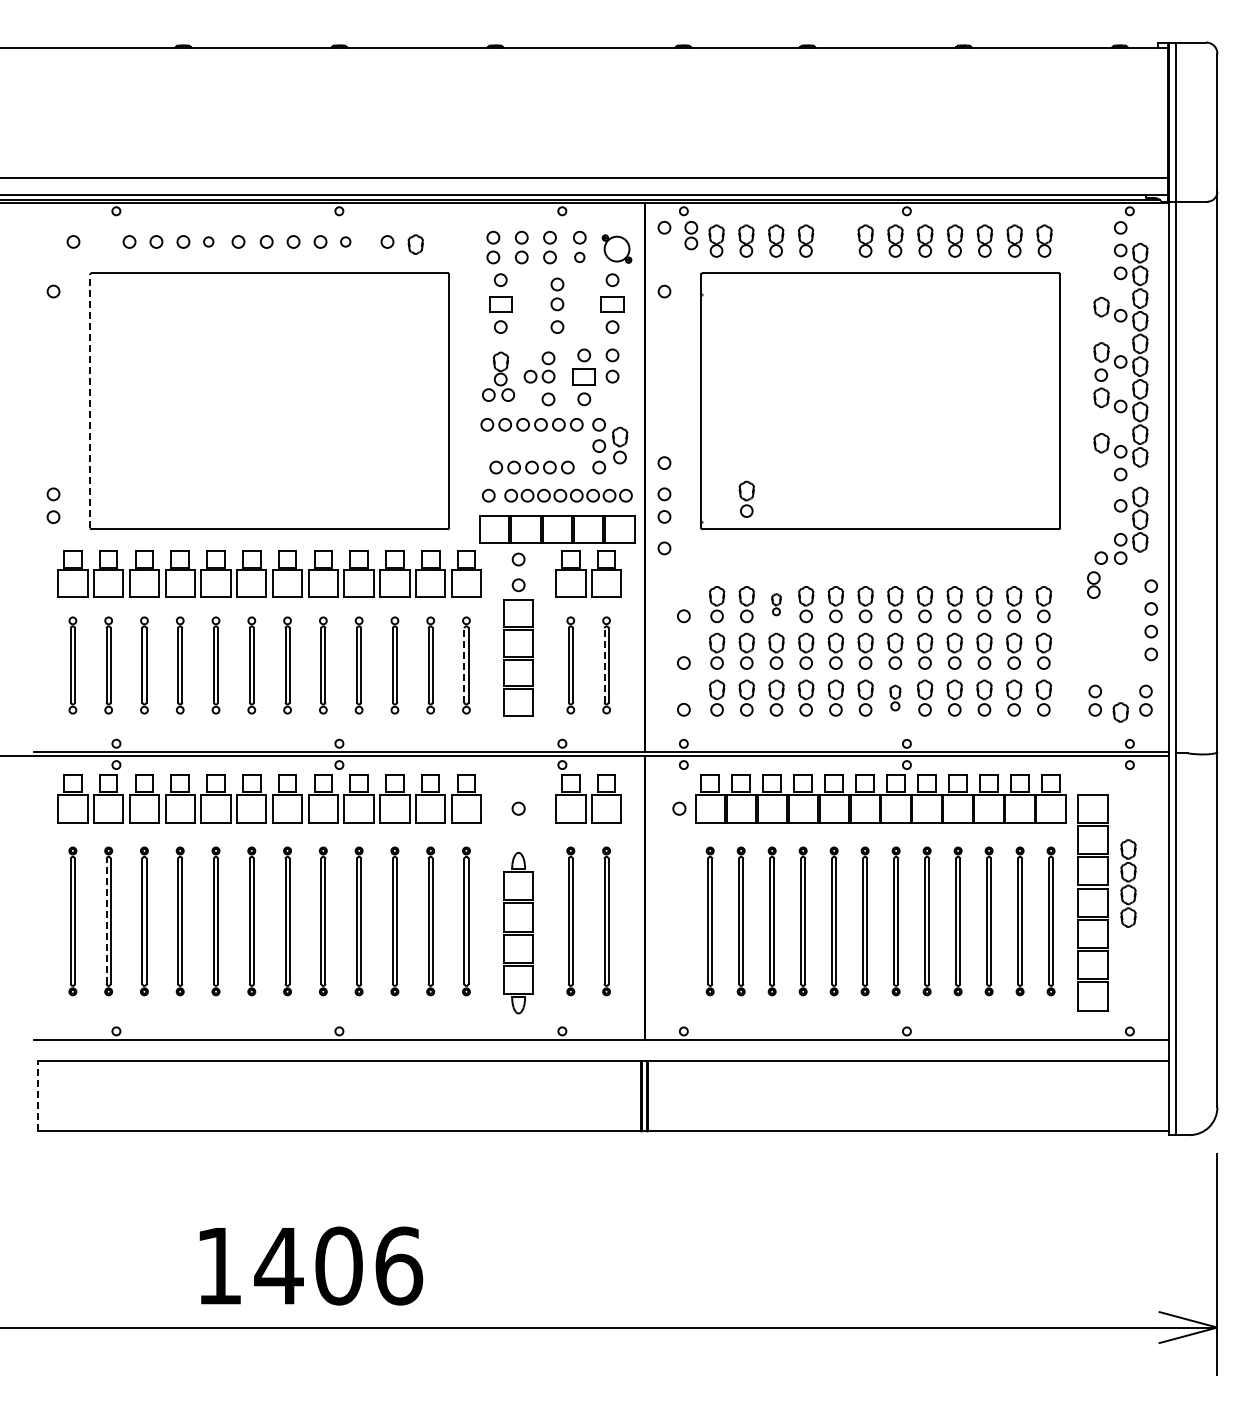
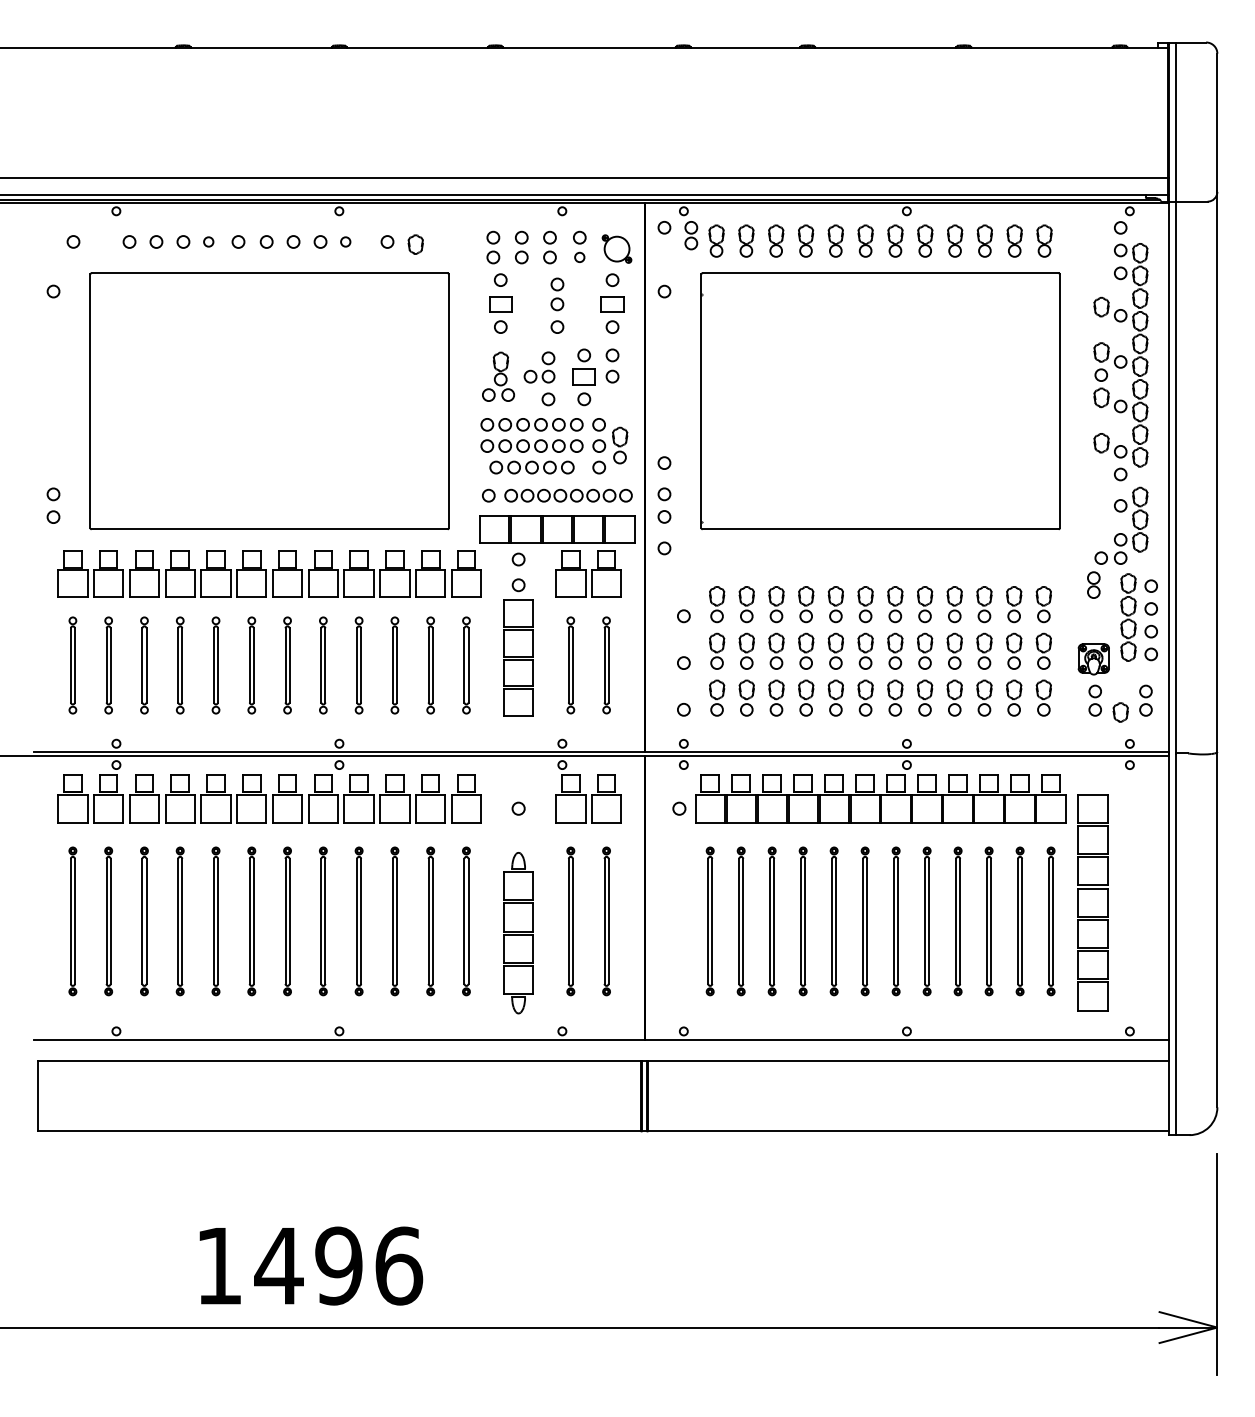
part: none -> present (835, 240)
line: dashed -> solid (90, 401)
part: none -> present (531, 445)
part: present -> none (746, 498)
part size: 11x24 px -> 17x38 px (776, 604)
part: none -> present (1093, 659)
line: dashed -> solid (464, 664)
line: dashed -> solid (604, 664)
part size: 13x28 px -> 17x38 px (895, 697)
part position: (1128, 883) -> (1128, 617) (1128, 617)
line: dashed -> solid (106, 920)
line: dashed -> solid (37, 1095)
text: 1406 -> 1496 (338, 1265)
